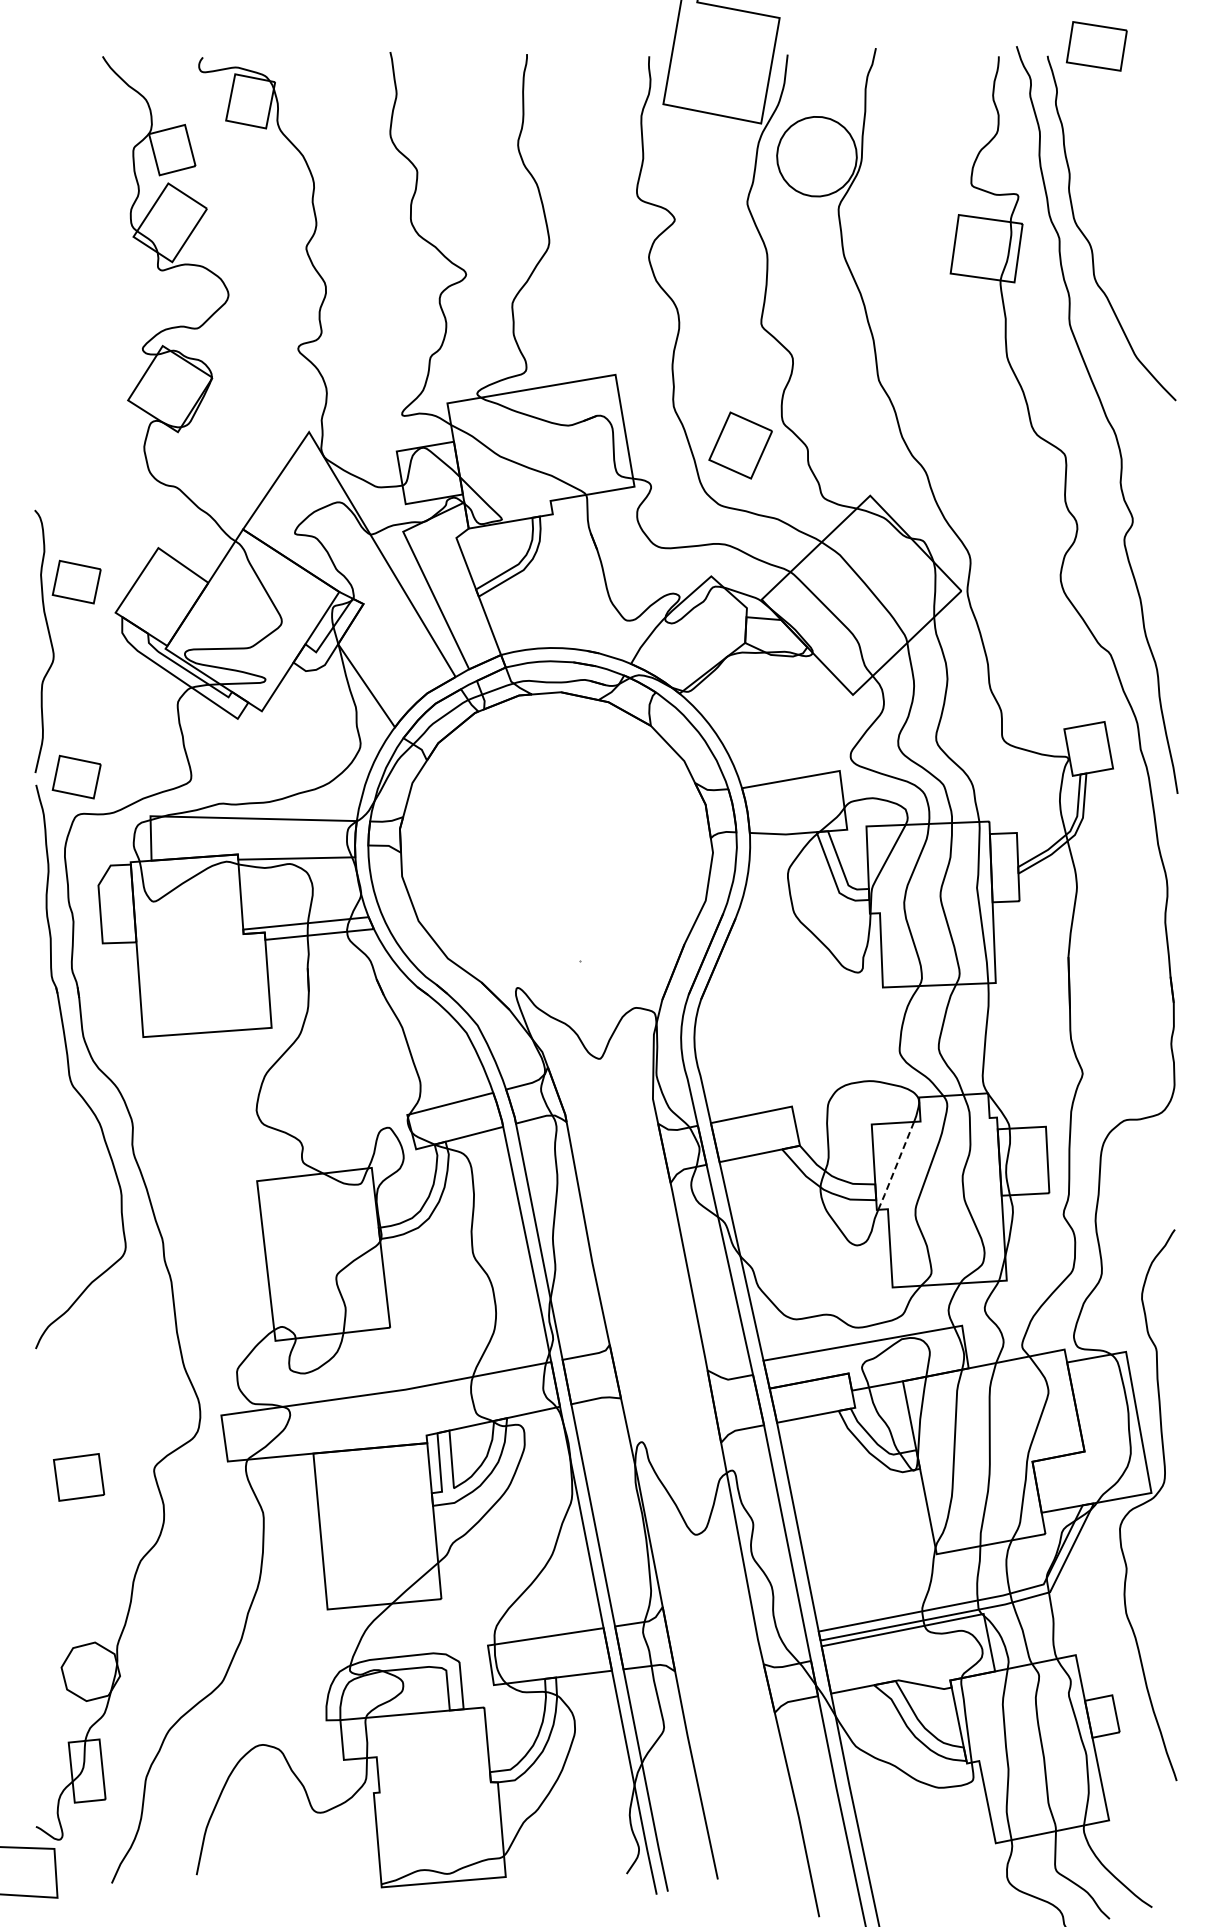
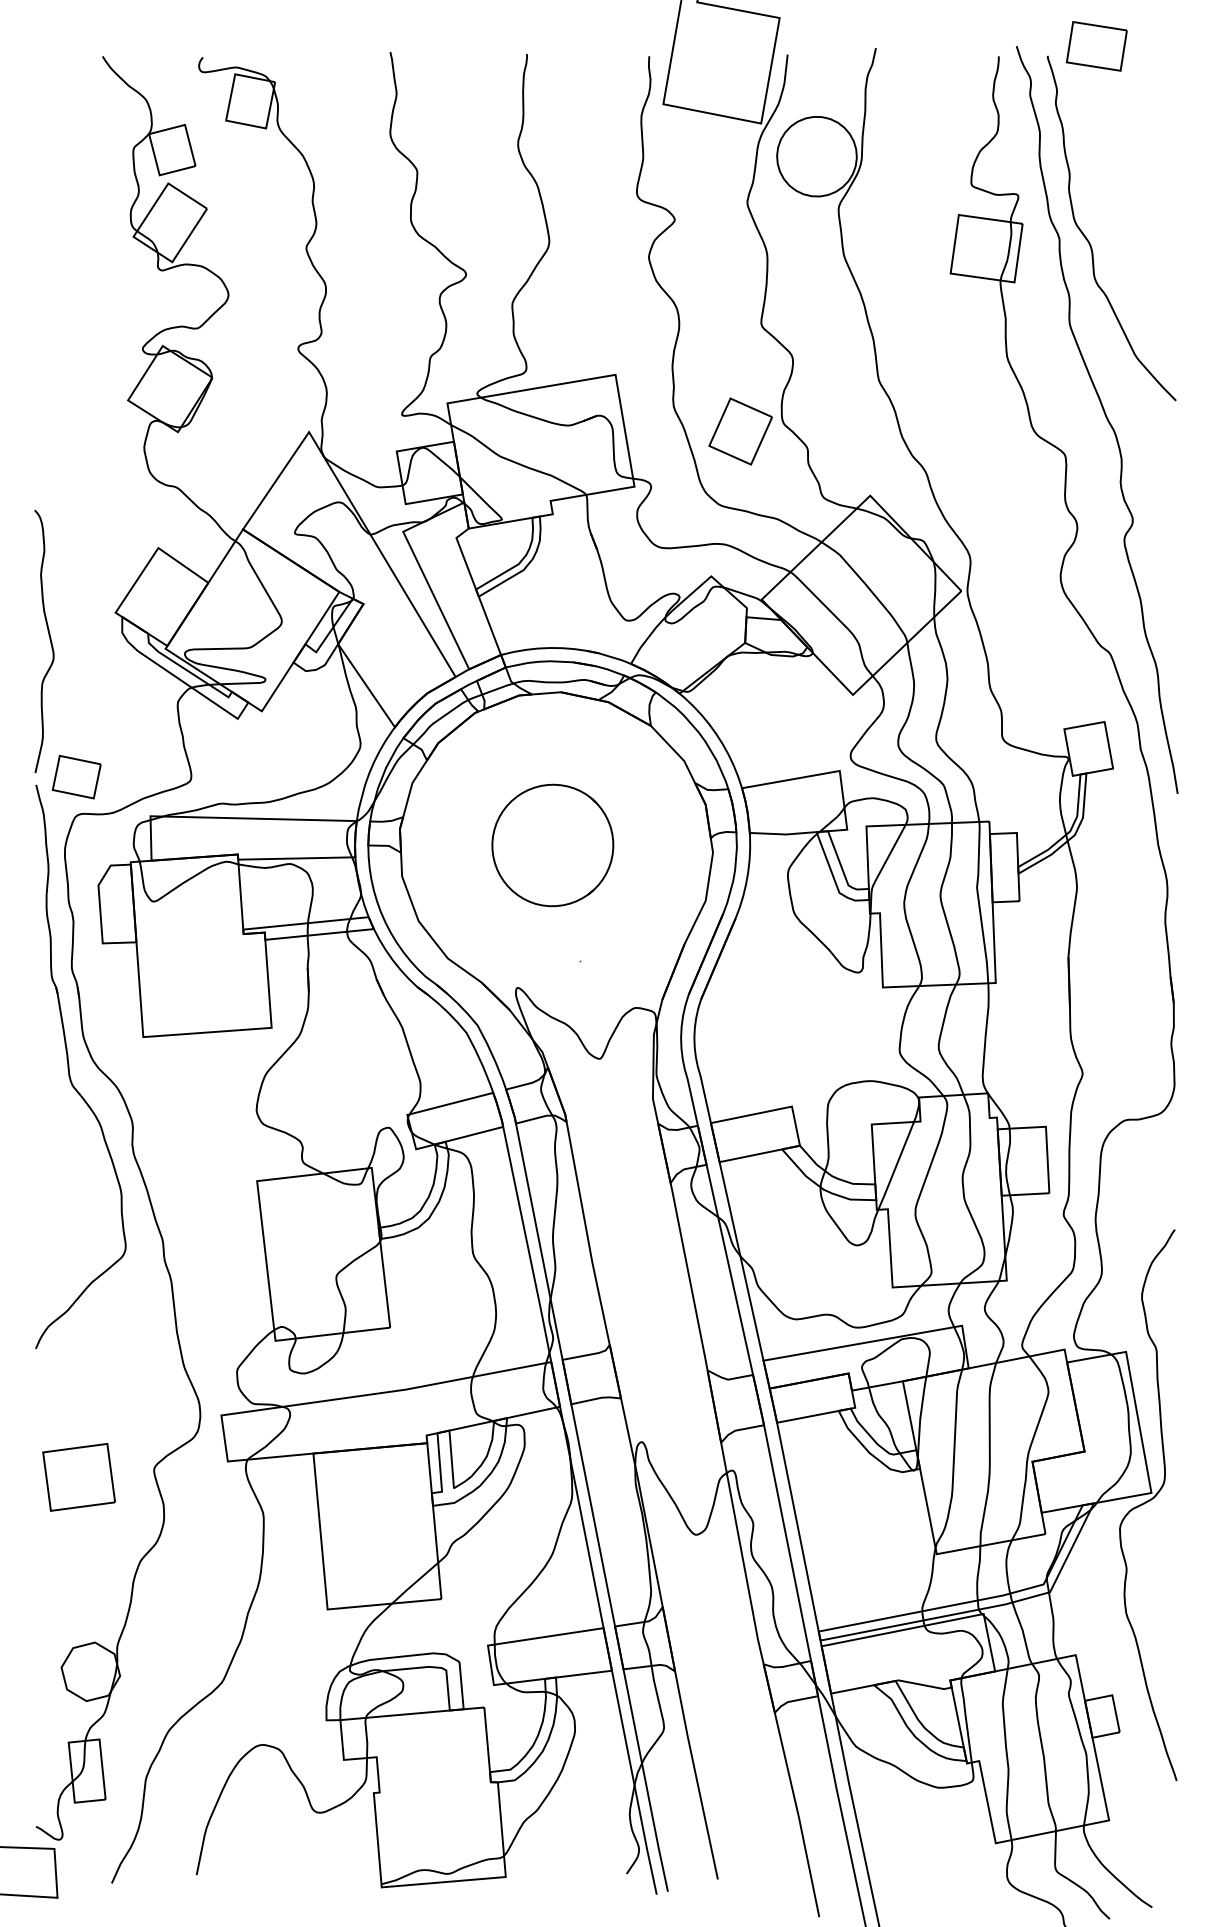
part position: (740, 445) -> (740, 431) (740, 431)
part: present -> none (76, 581)
part: none -> present (552, 845)
line: dashed -> solid (895, 1166)
part size: 53x49 px -> 74x69 px (78, 1477)
